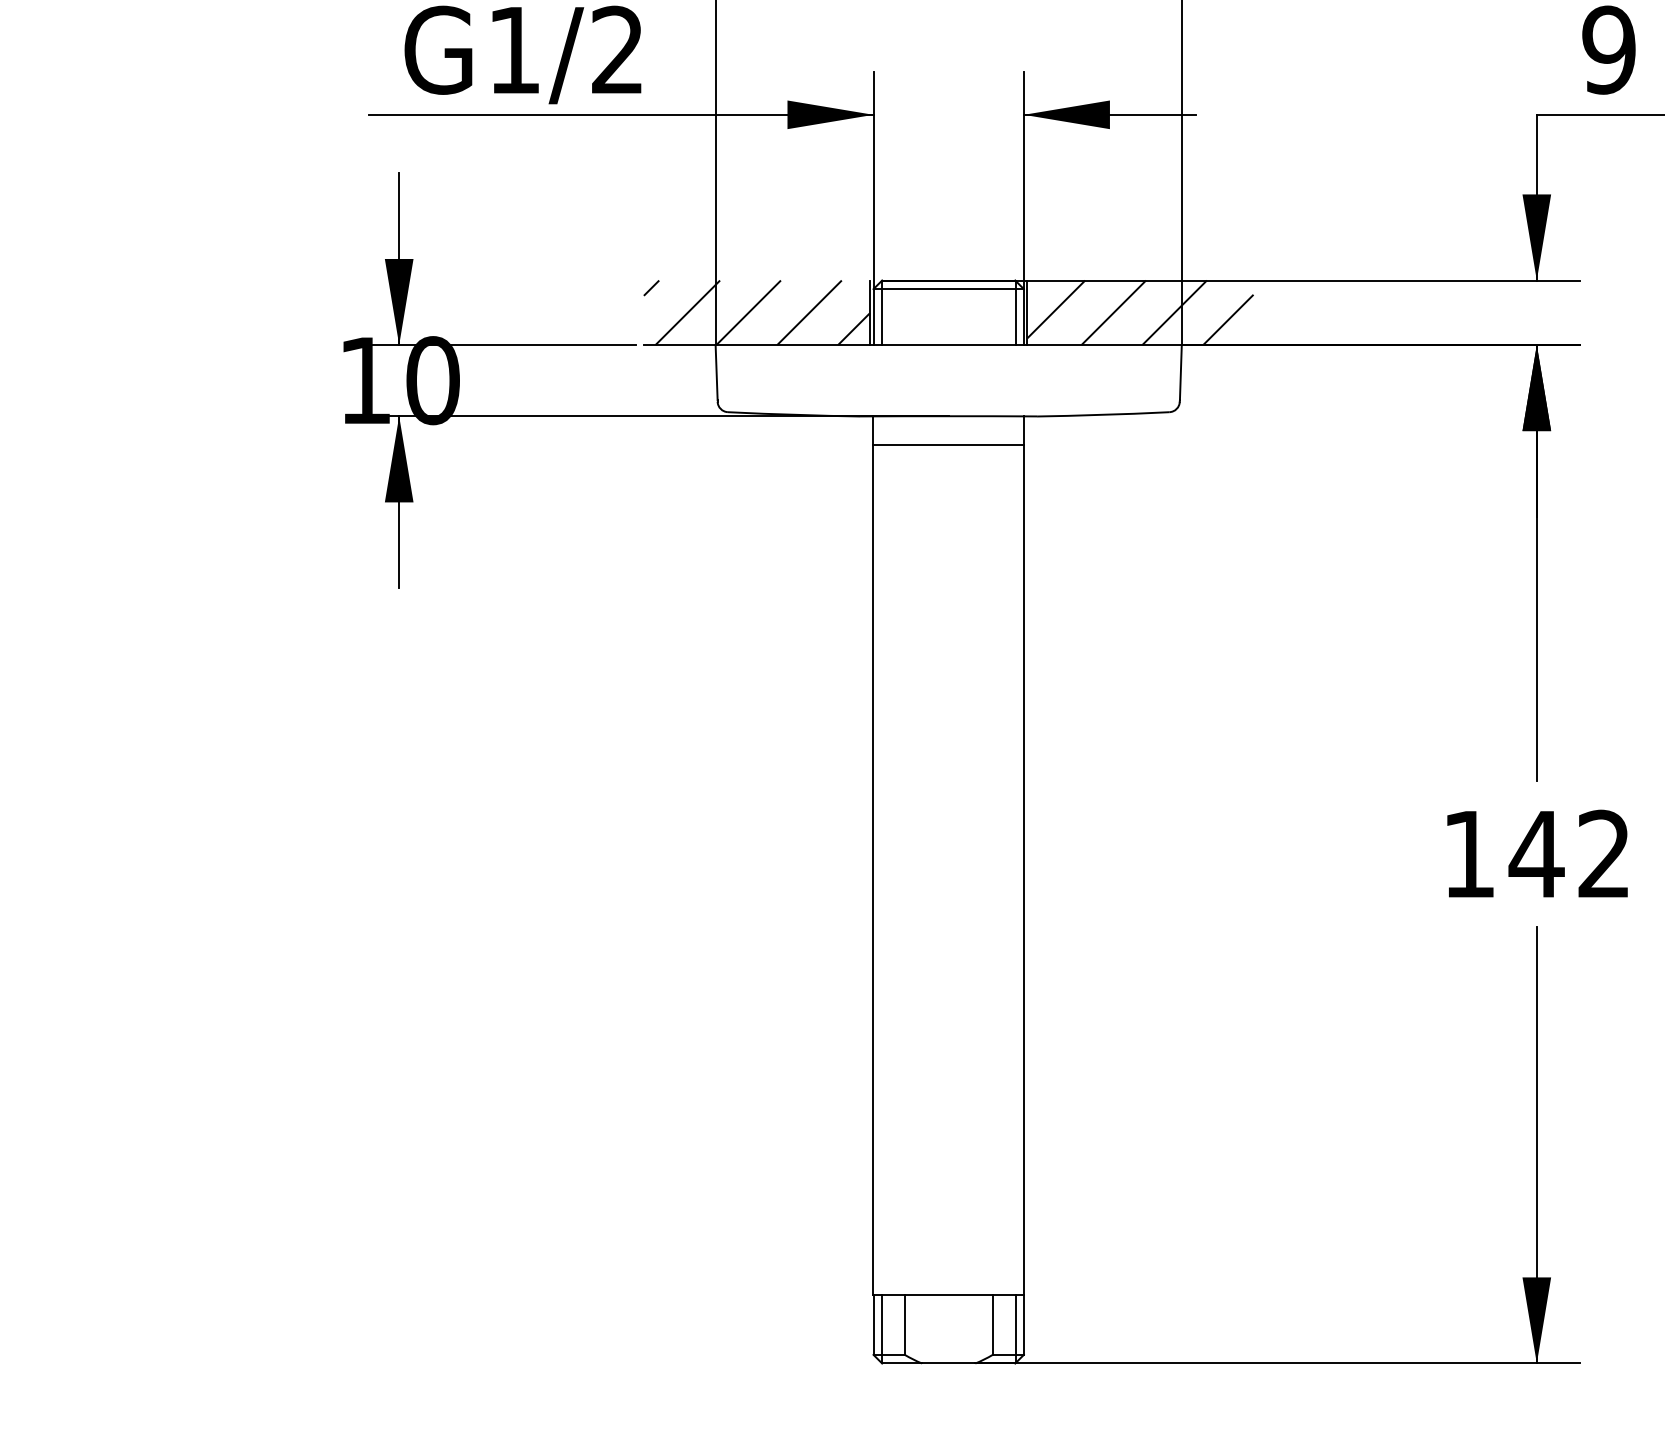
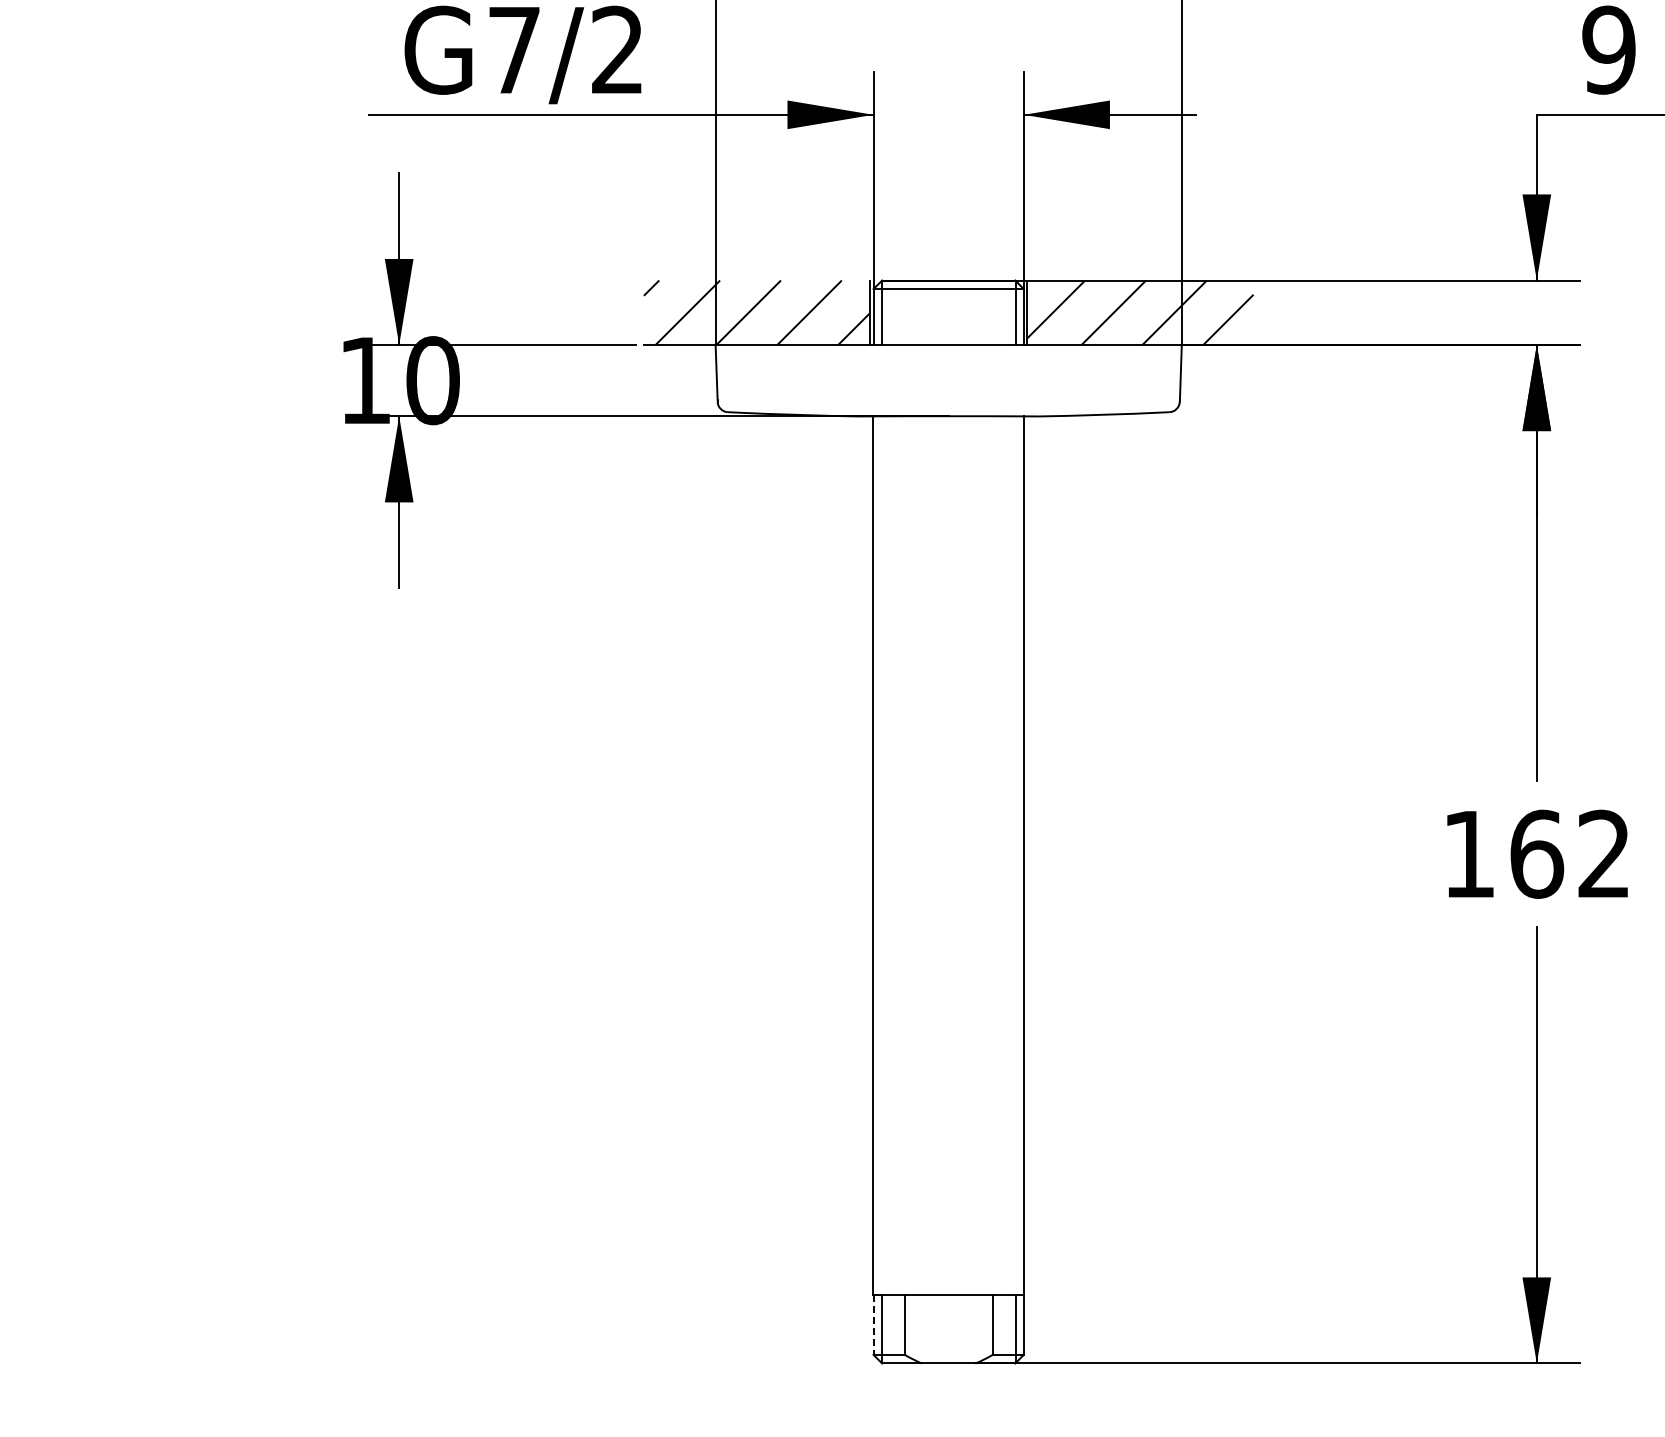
text: G1/2 -> G7/2 (514, 50)
line: present -> none (948, 445)
text: 142 -> 162 (1536, 853)
line: solid -> dashed (873, 1325)
